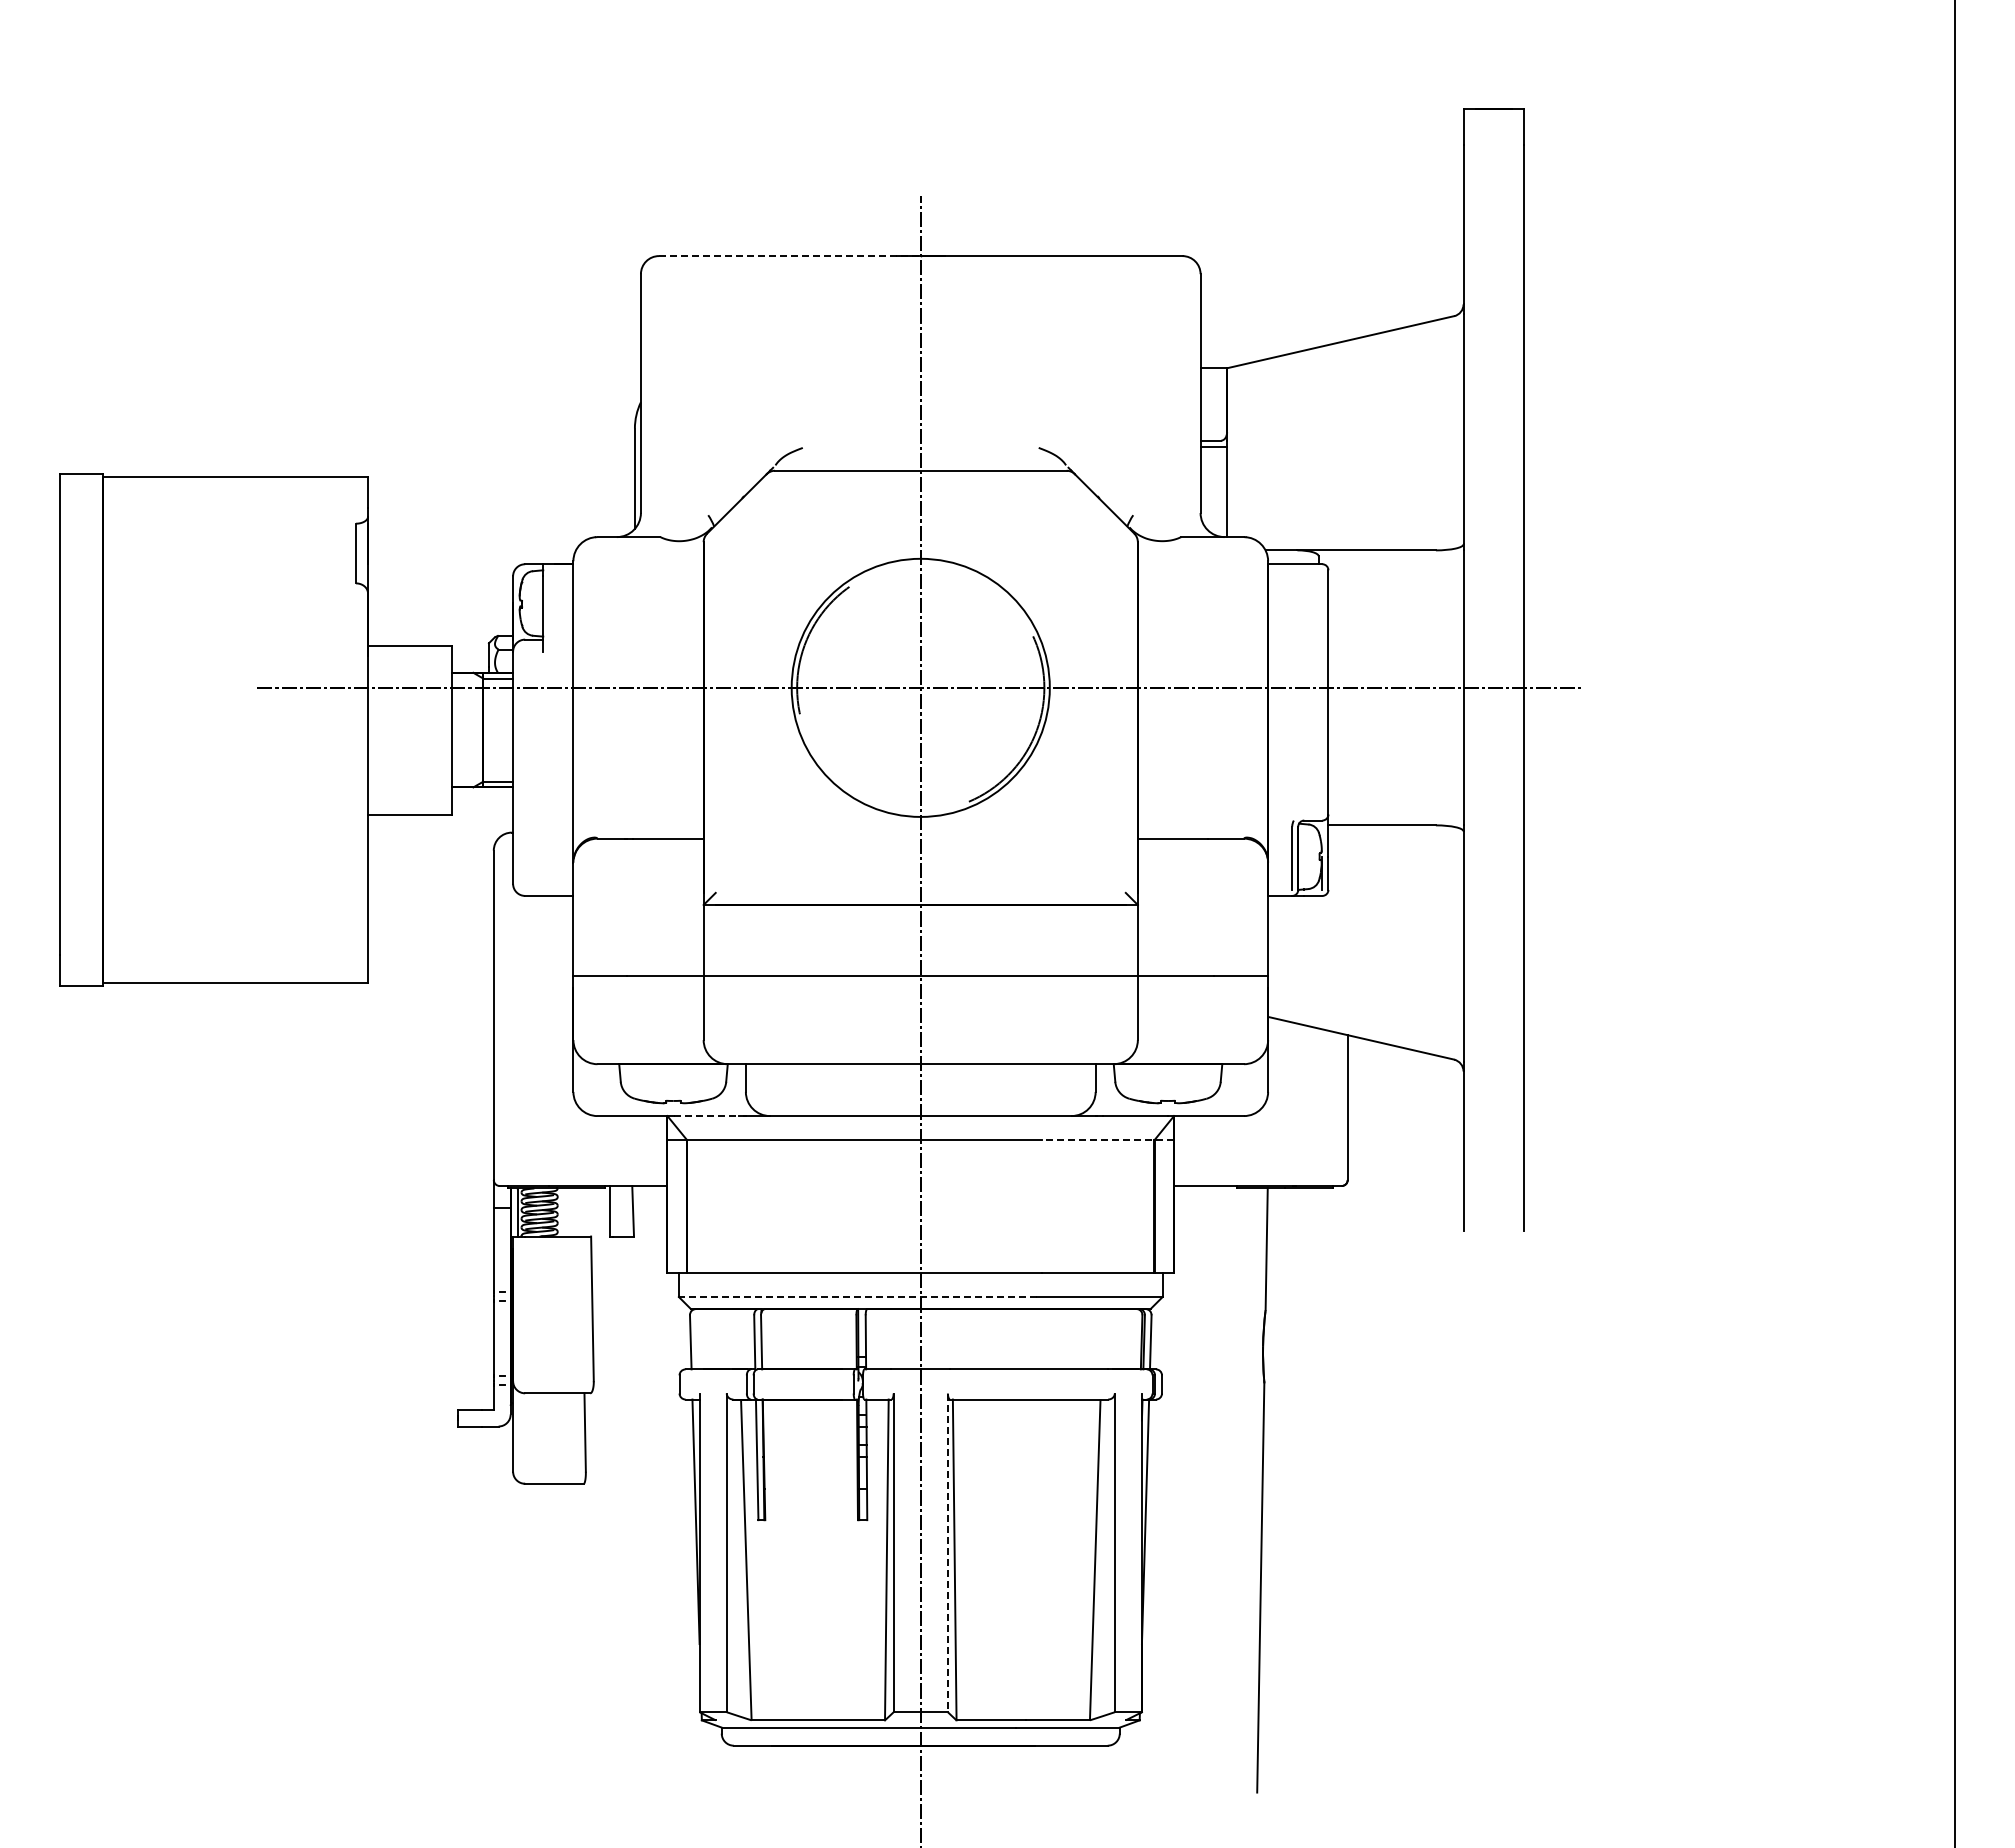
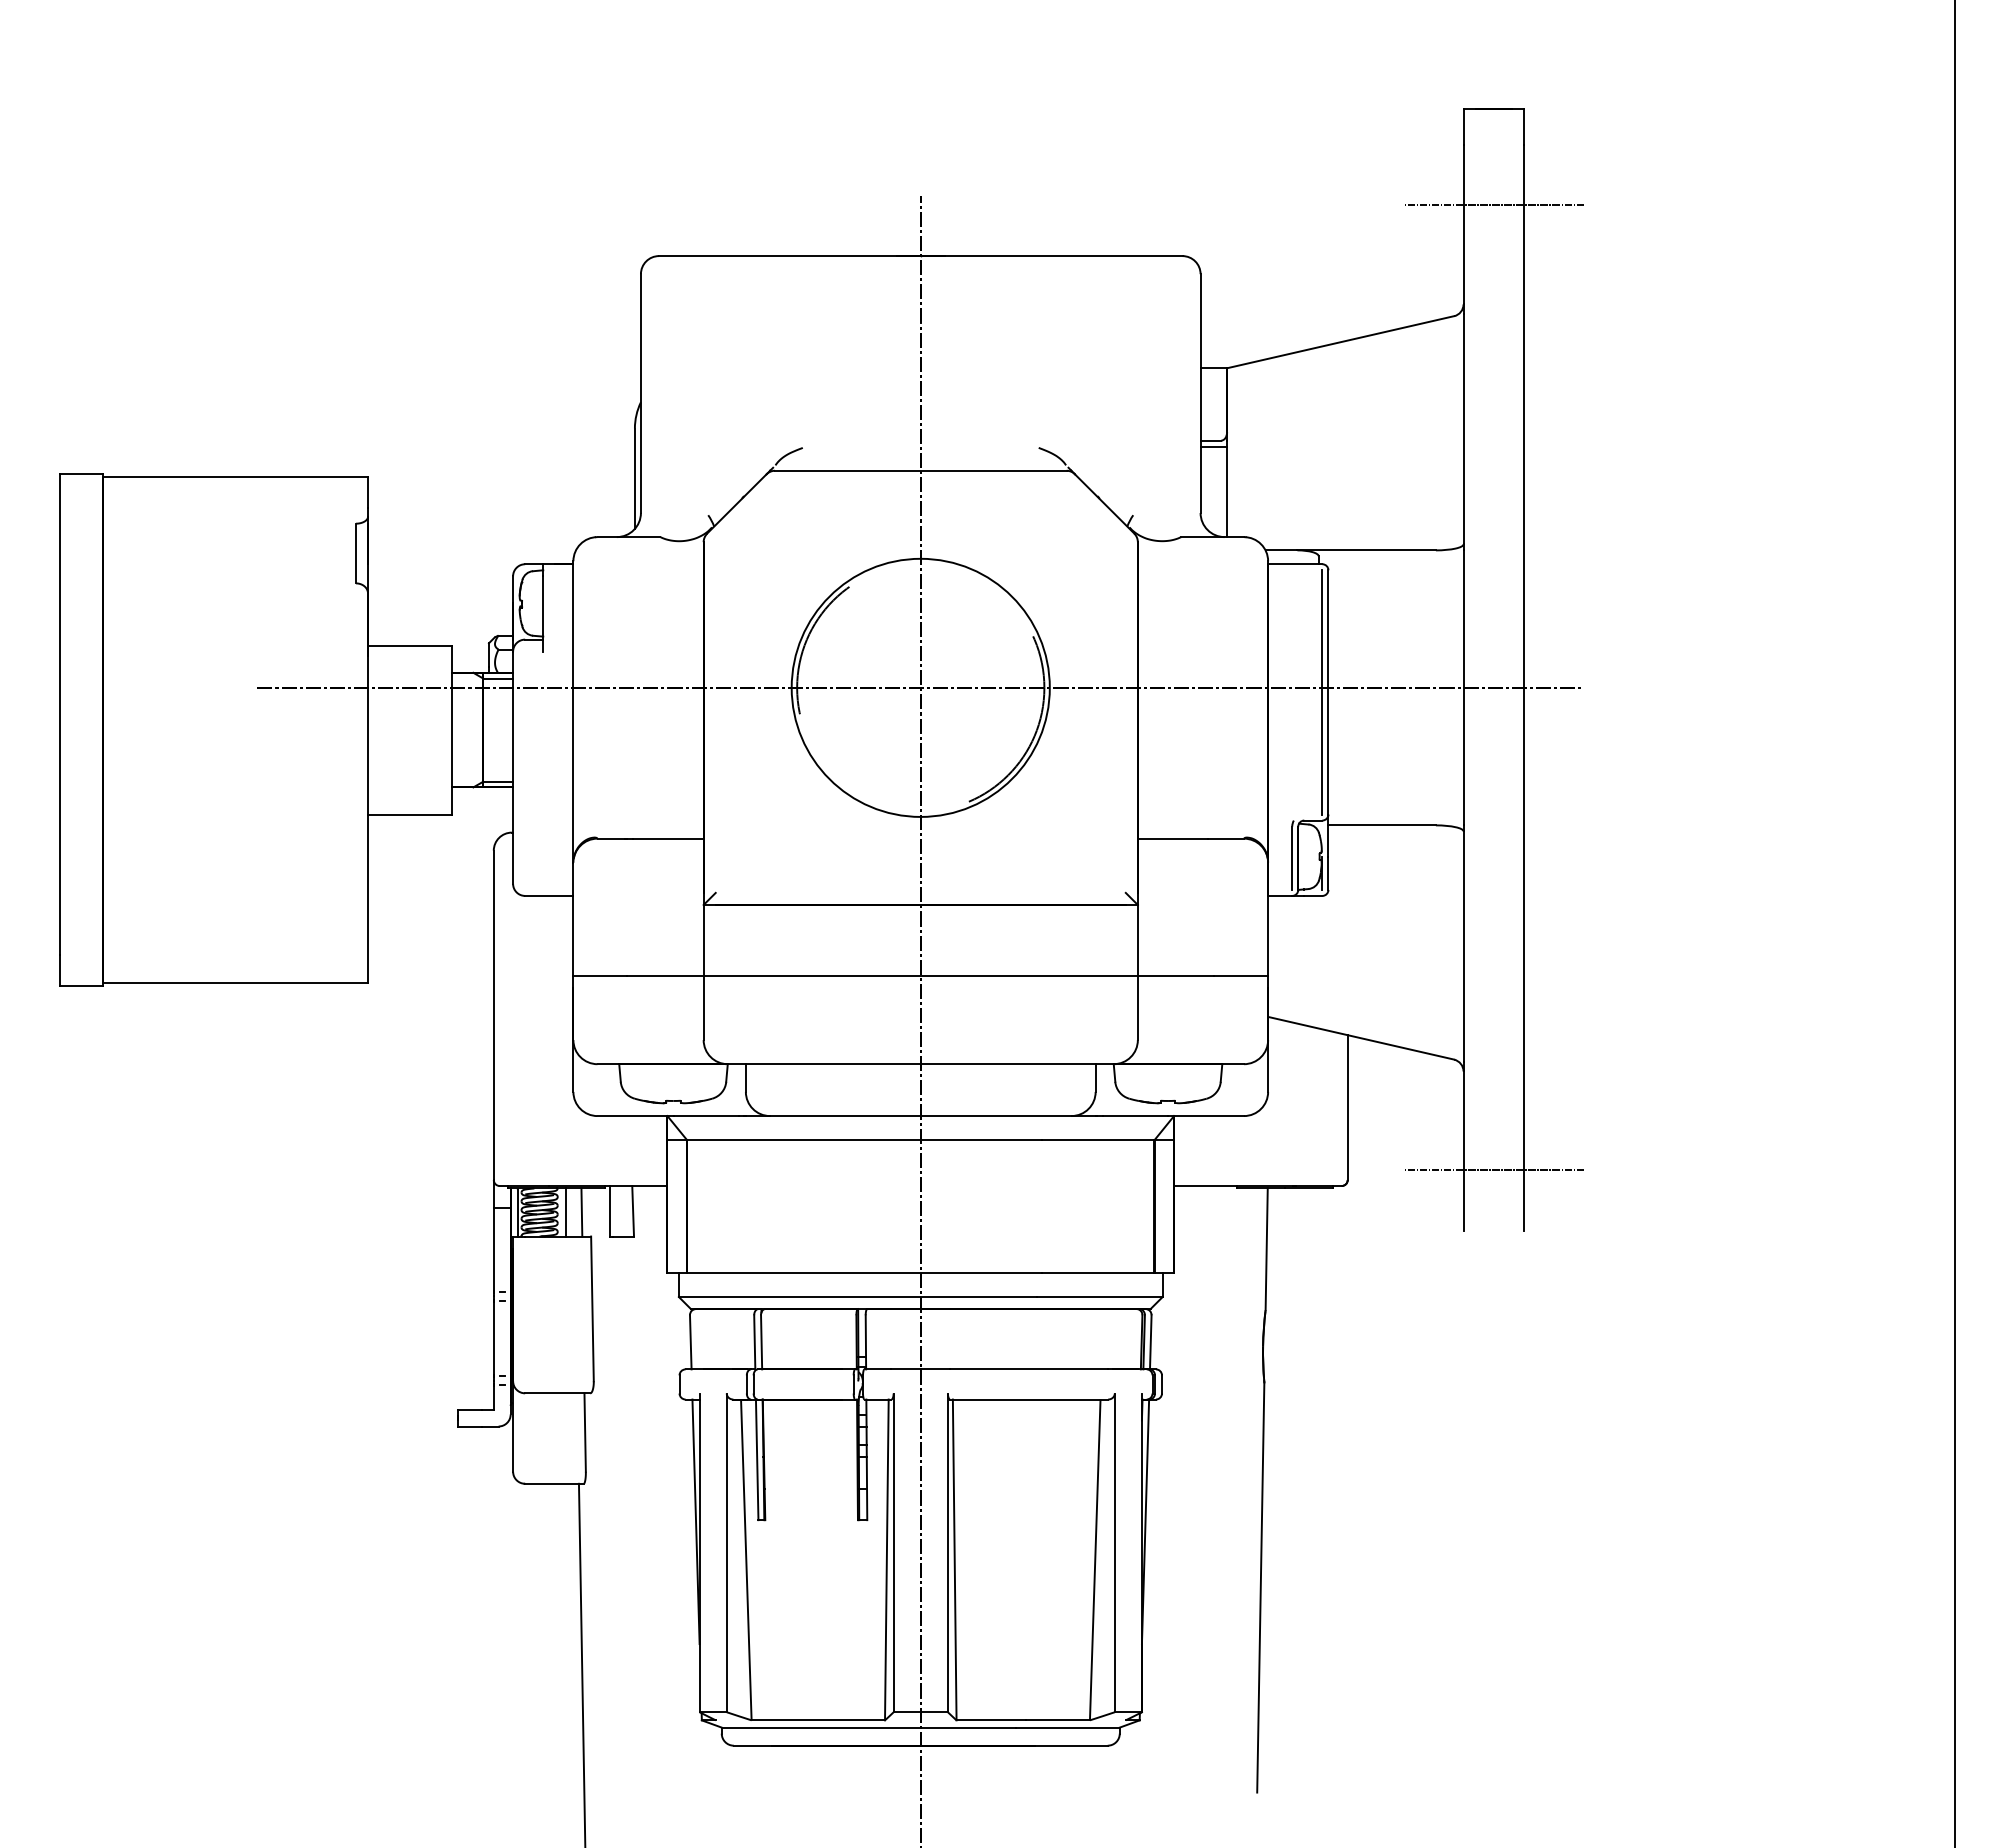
line: none -> present (1493, 205)
line: dashed -> solid (789, 256)
line: none -> present (1322, 692)
line: dashed -> solid (706, 1116)
line: dashed -> solid (1108, 1140)
line: none -> present (1493, 1170)
line: none -> present (566, 1212)
line: none -> present (581, 1212)
line: dashed -> solid (857, 1297)
line: dashed -> solid (947, 1553)
line: none -> present (581, 1663)
